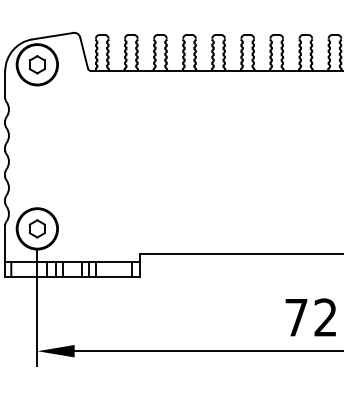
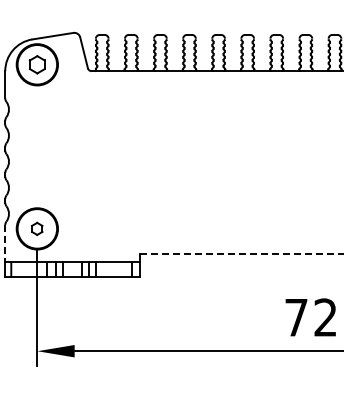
part size: 18x20 px -> 13x16 px (37, 228)
line: solid -> dashed (5, 243)
line: solid -> dashed (241, 254)
